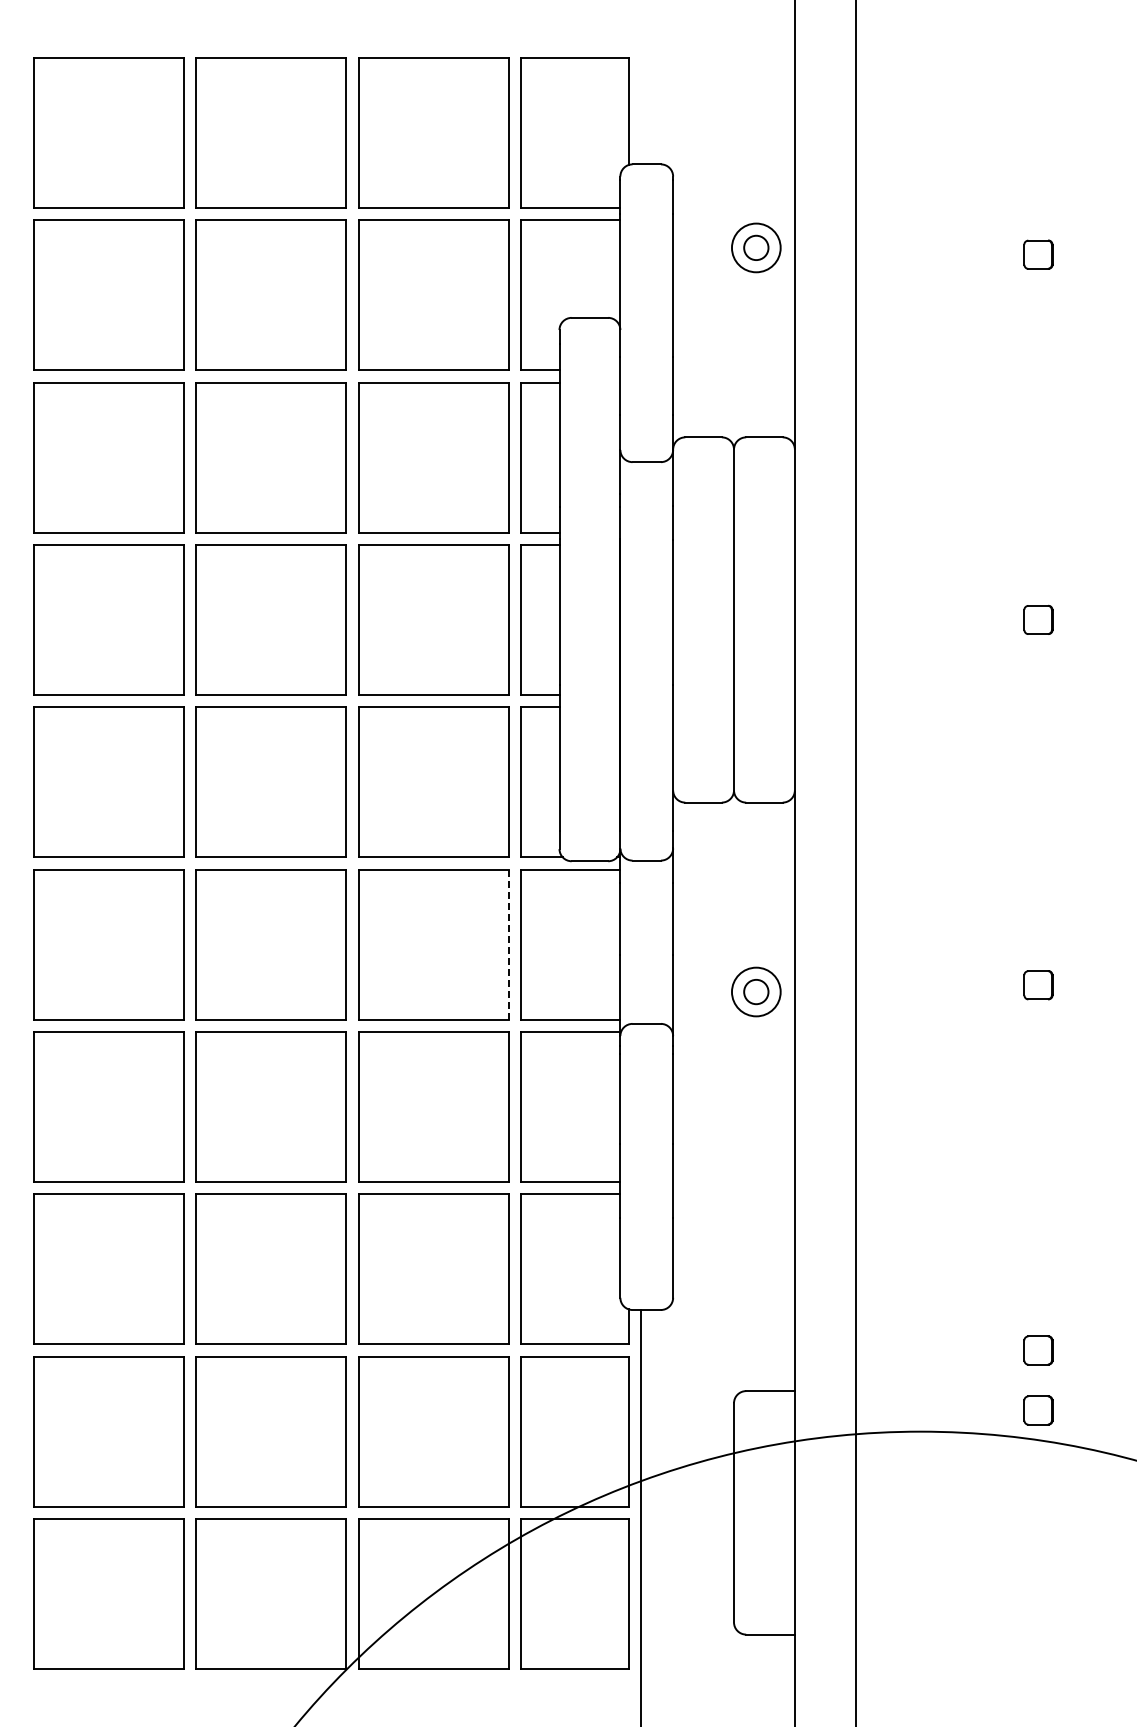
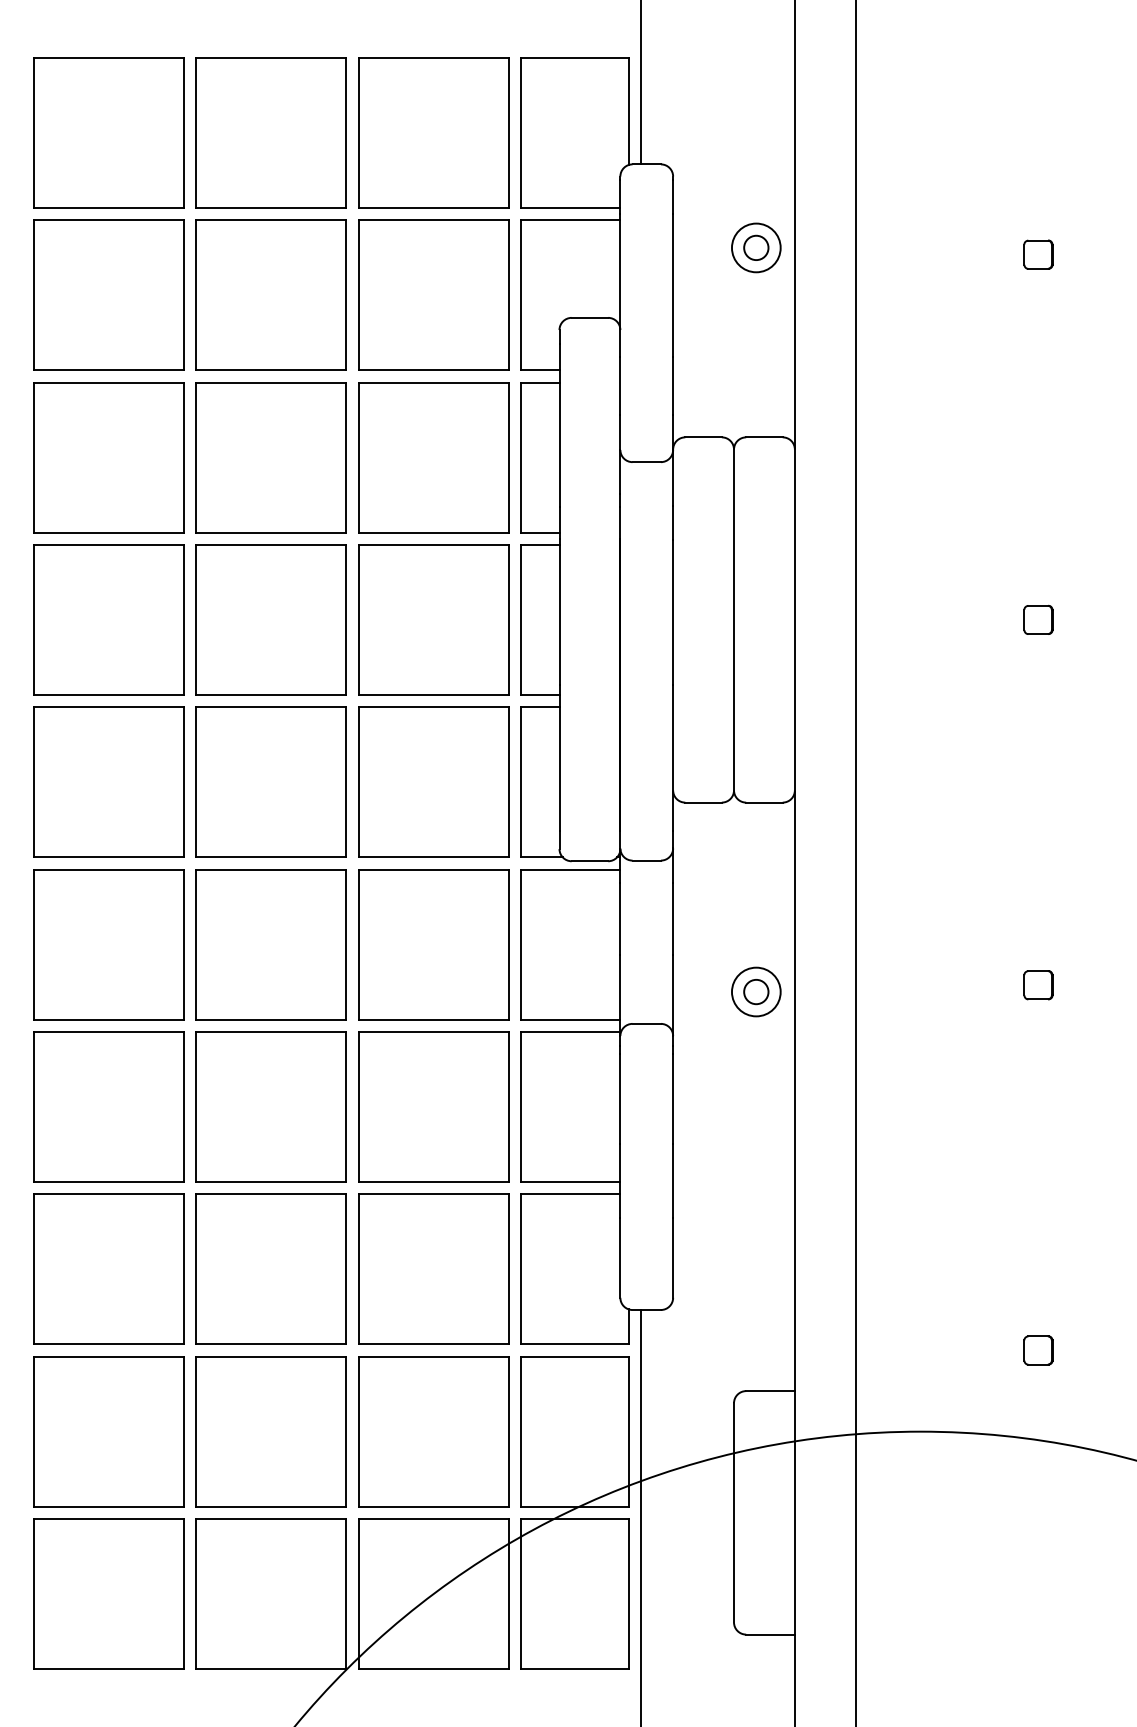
line: none -> present (640, 83)
line: dashed -> solid (508, 944)
part: present -> none (1038, 1410)
